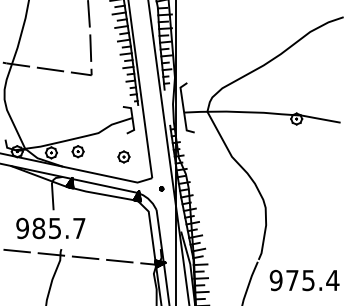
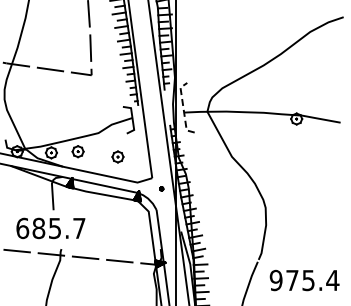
line: solid -> dashed (183, 109)
part position: (123, 156) -> (117, 156) (117, 156)
text: 985.7 -> 685.7 (22, 228)
